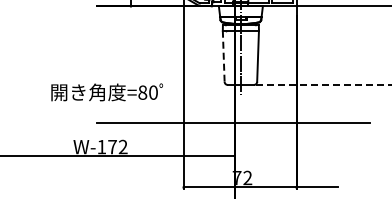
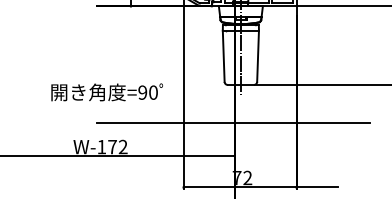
line: dashed -> solid (223, 56)
line: dashed -> solid (324, 84)
text: =80 -> =90 (142, 92)
